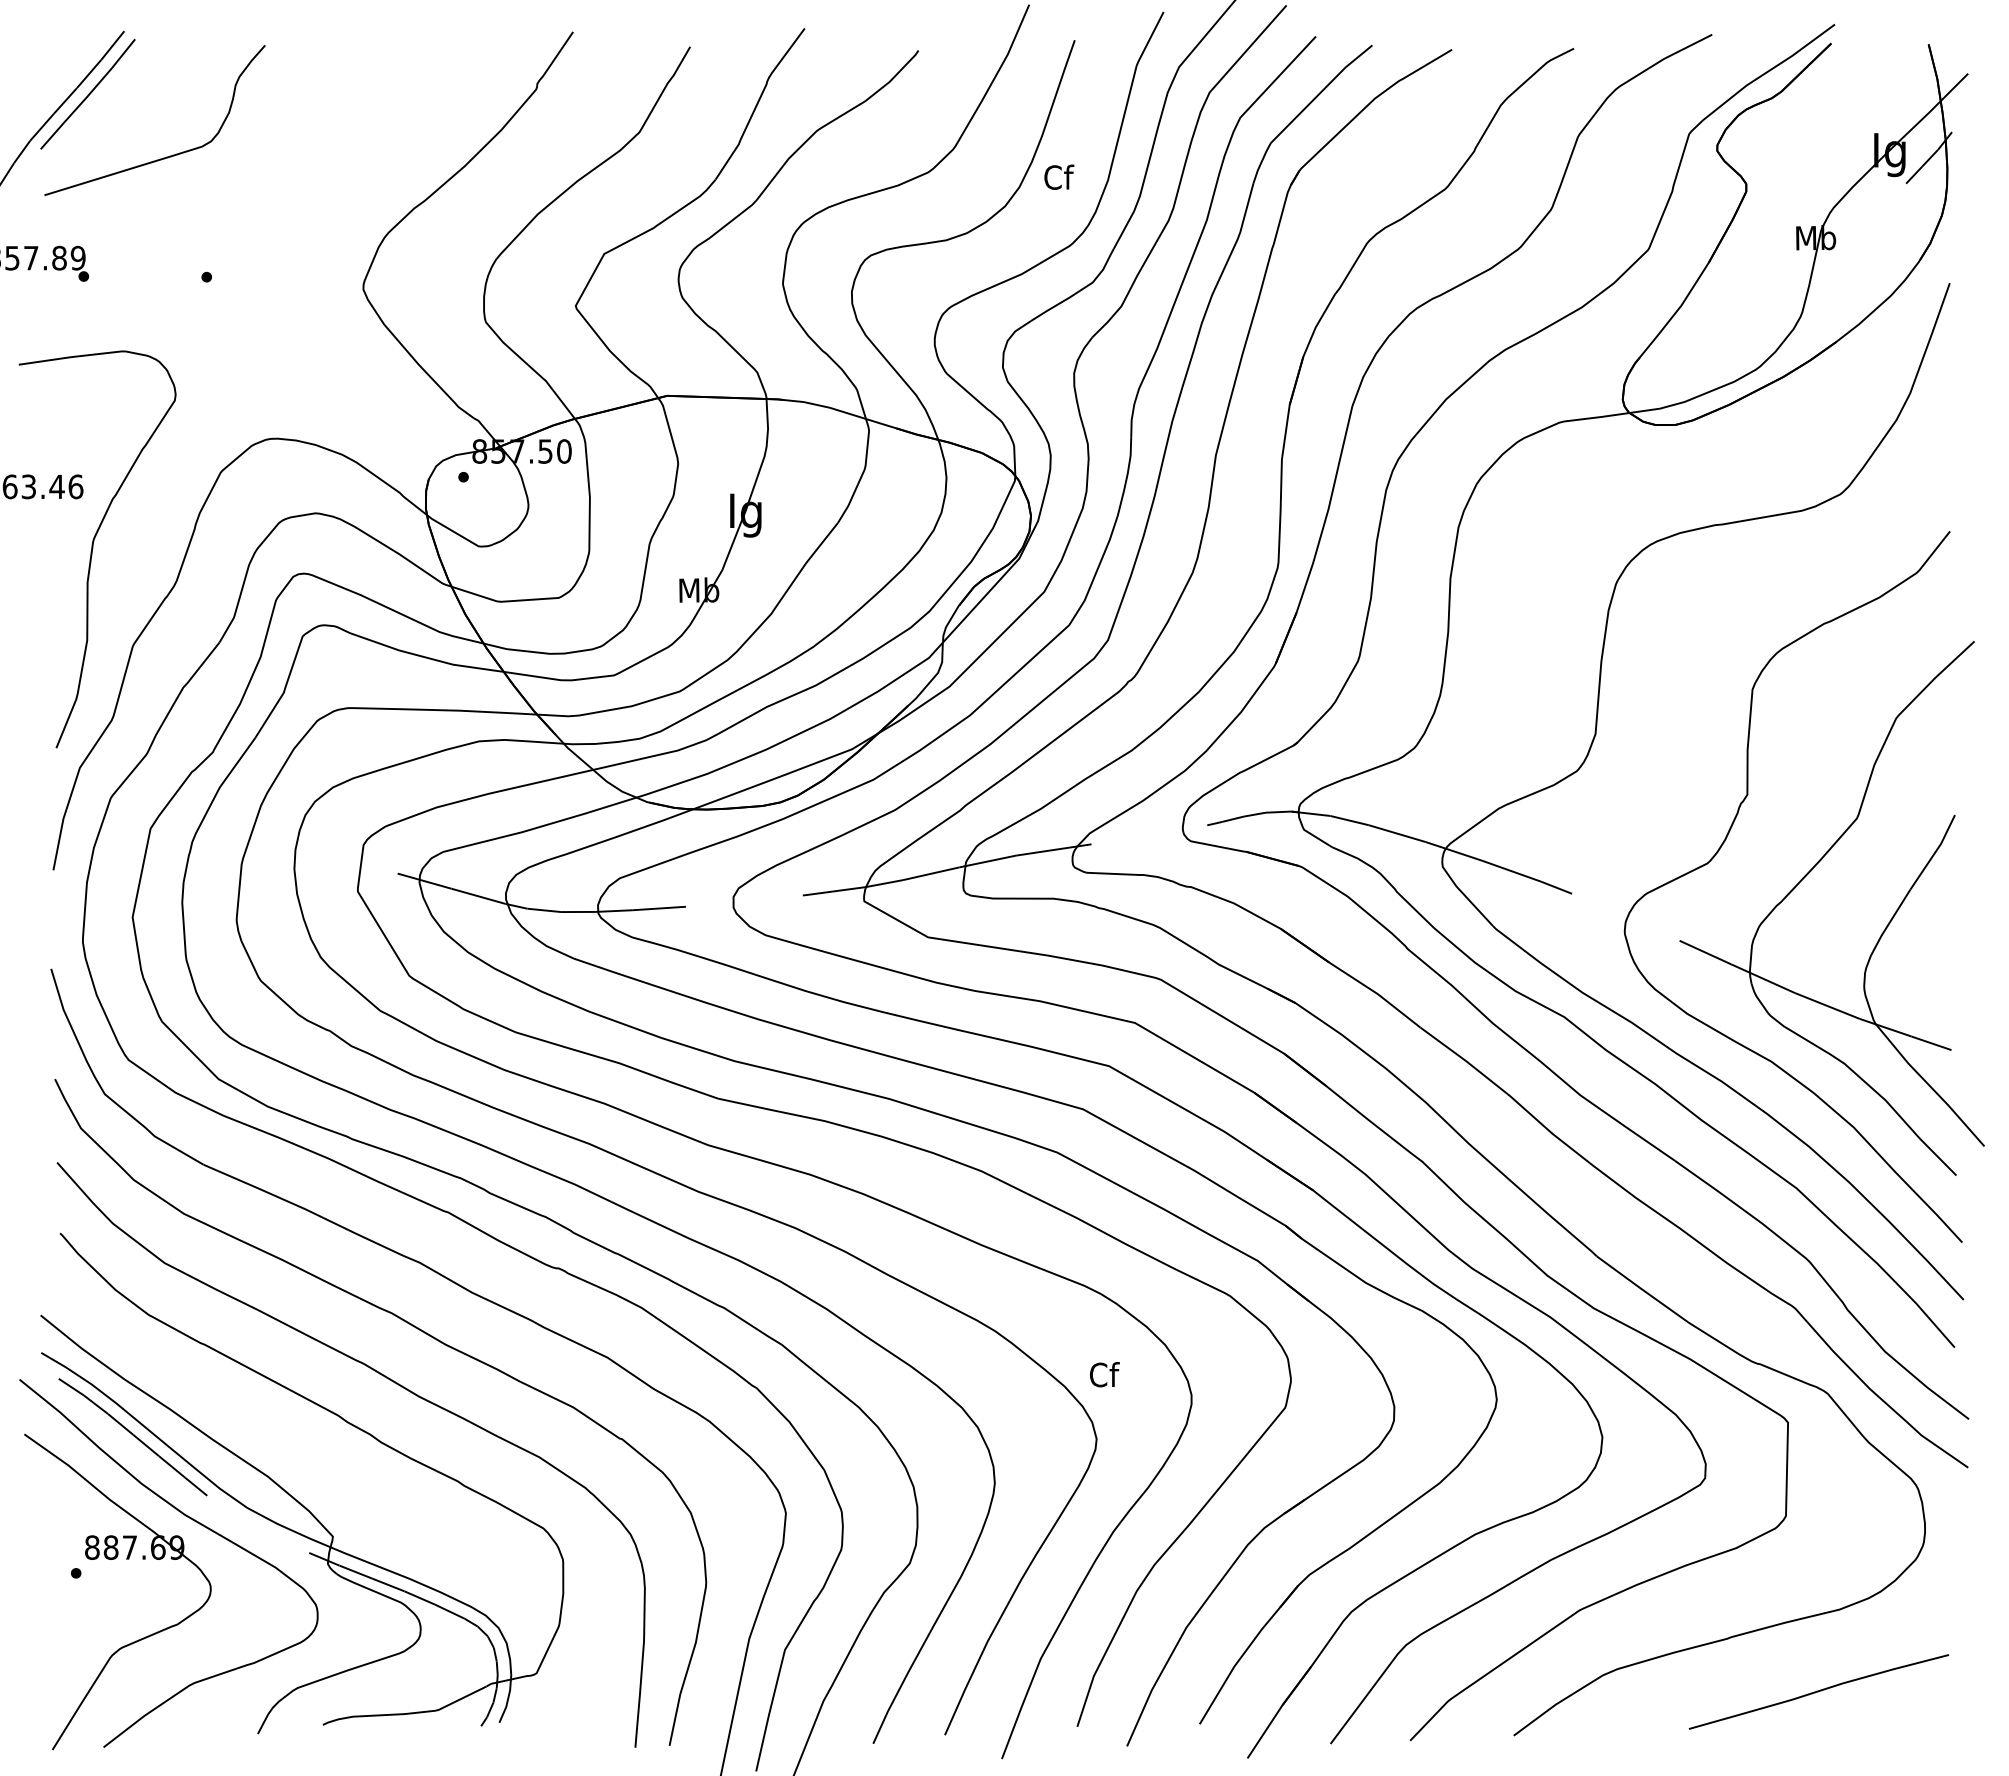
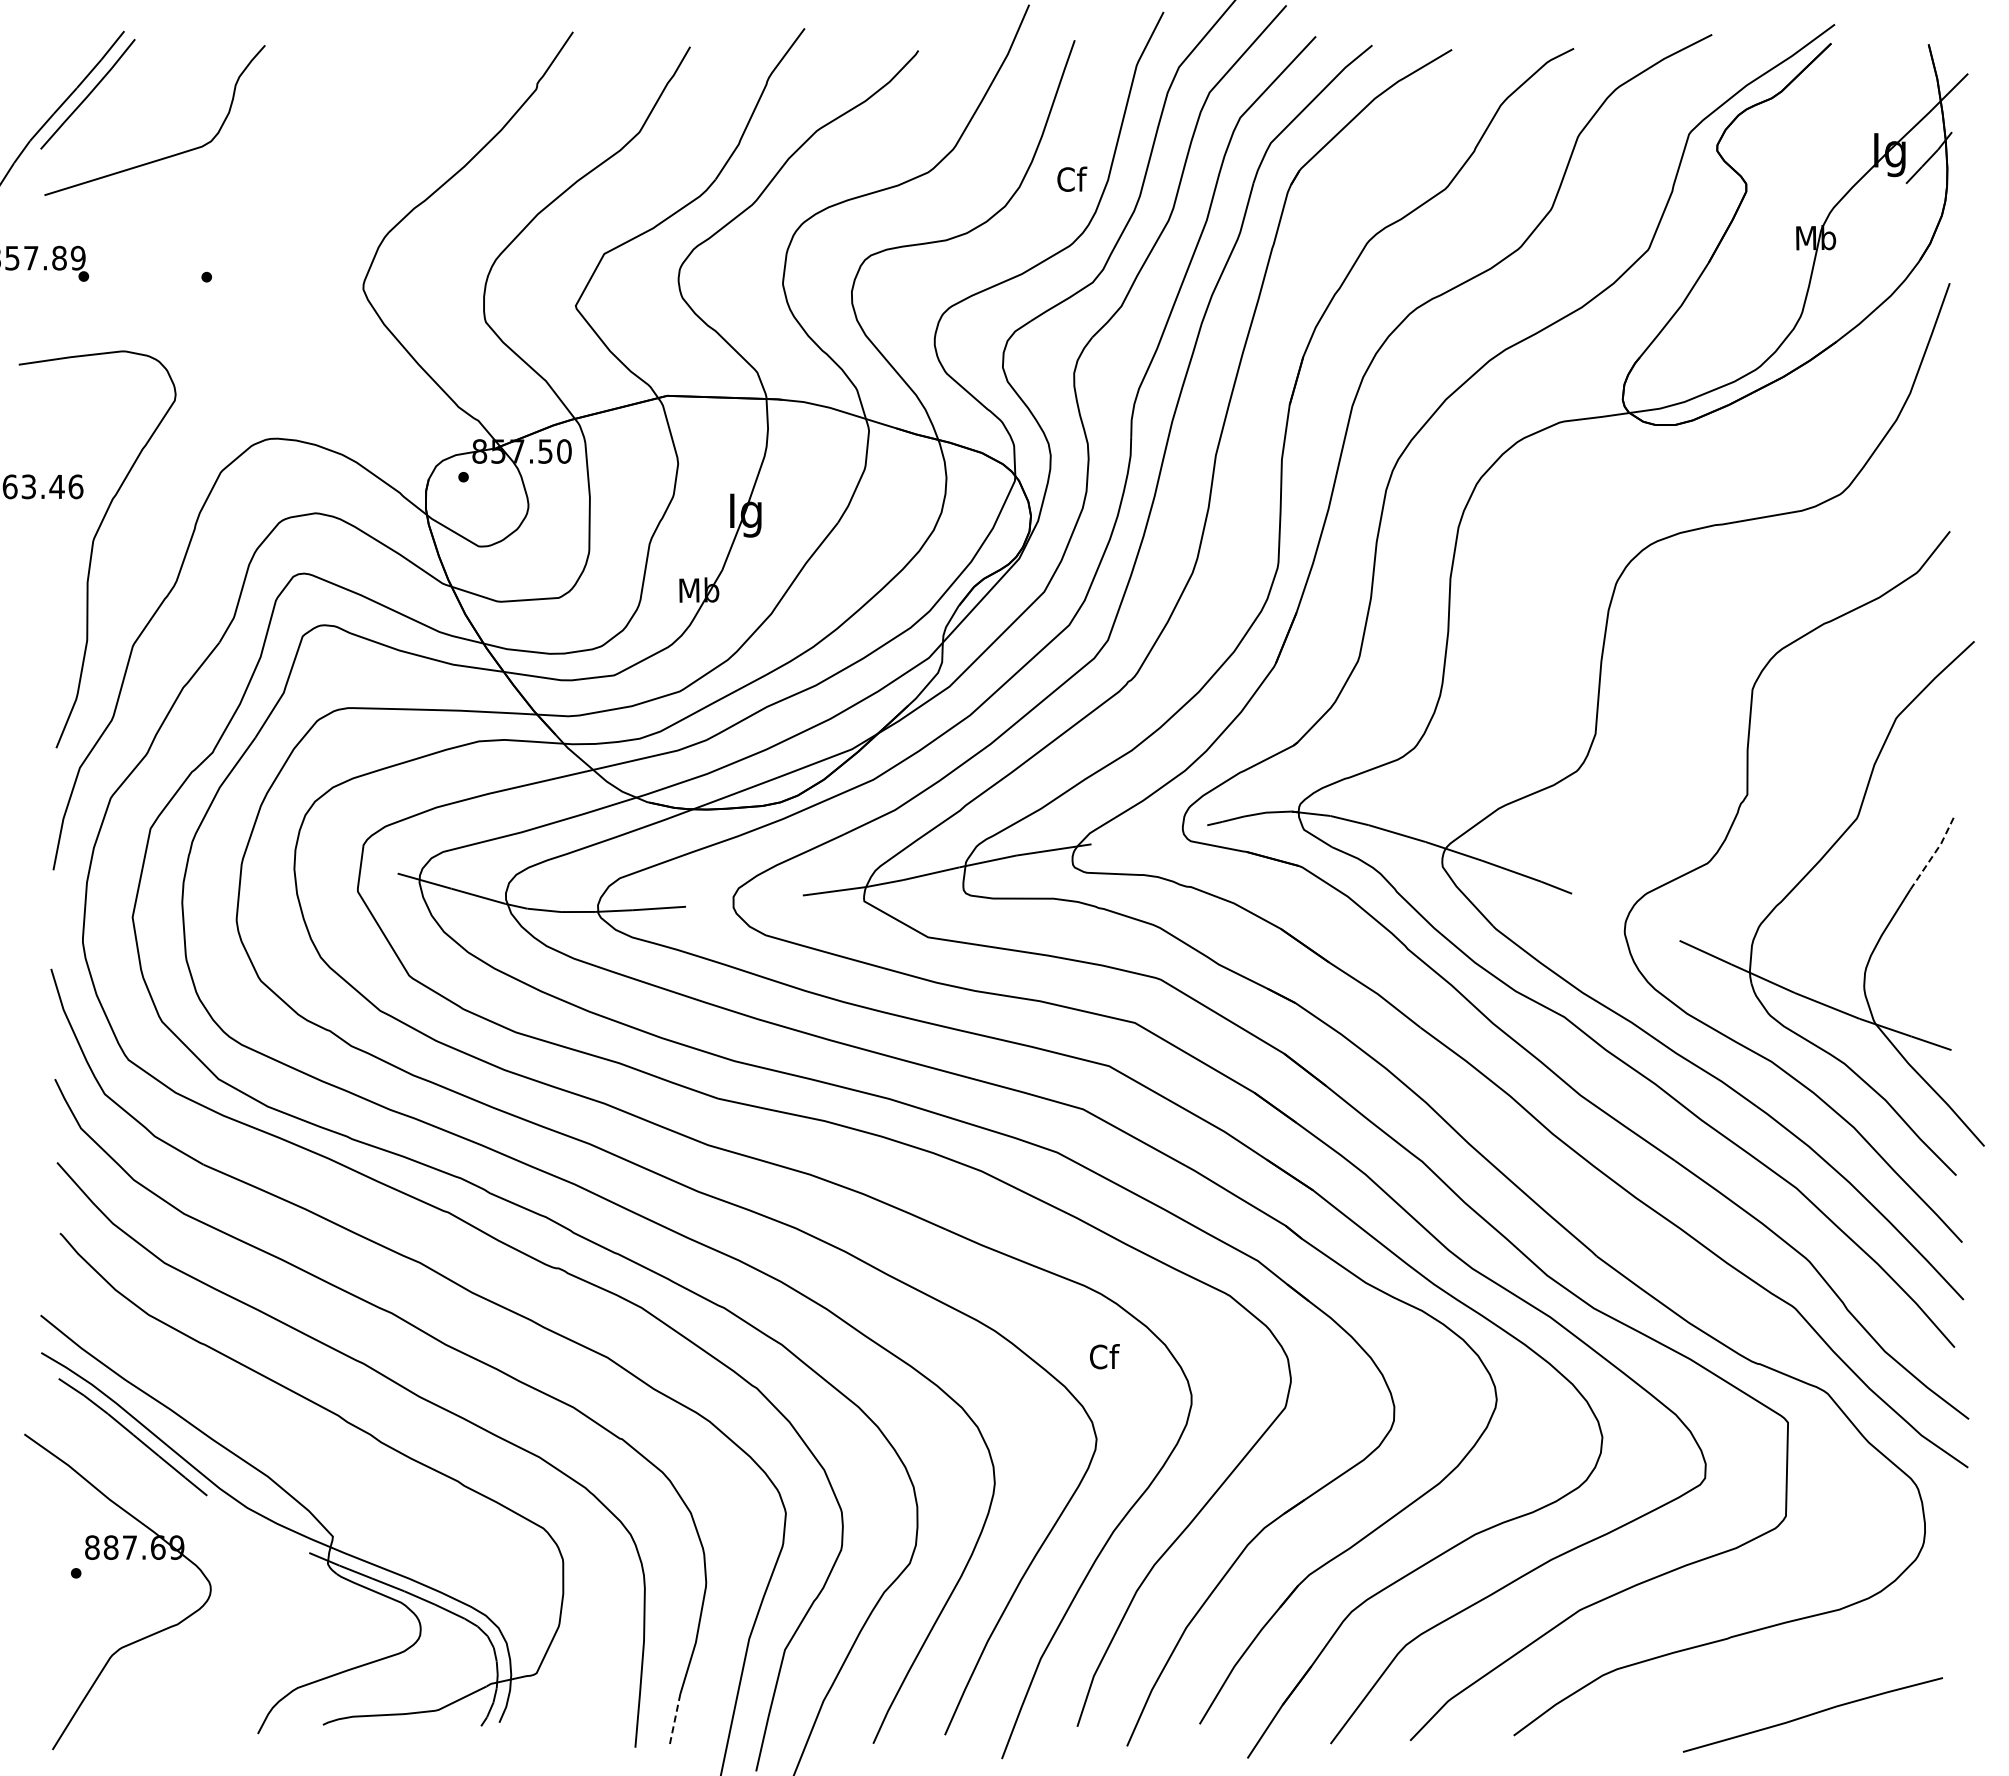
text position: (1059, 176) -> (1072, 178) (1072, 178)
line: solid -> dashed (1935, 852)
text position: (1104, 1374) -> (1104, 1356) (1104, 1356)
curve: present -> none (190, 1519)
curve position: (1818, 1691) -> (1812, 1714) (1812, 1714)
line: solid -> dashed (674, 1720)
